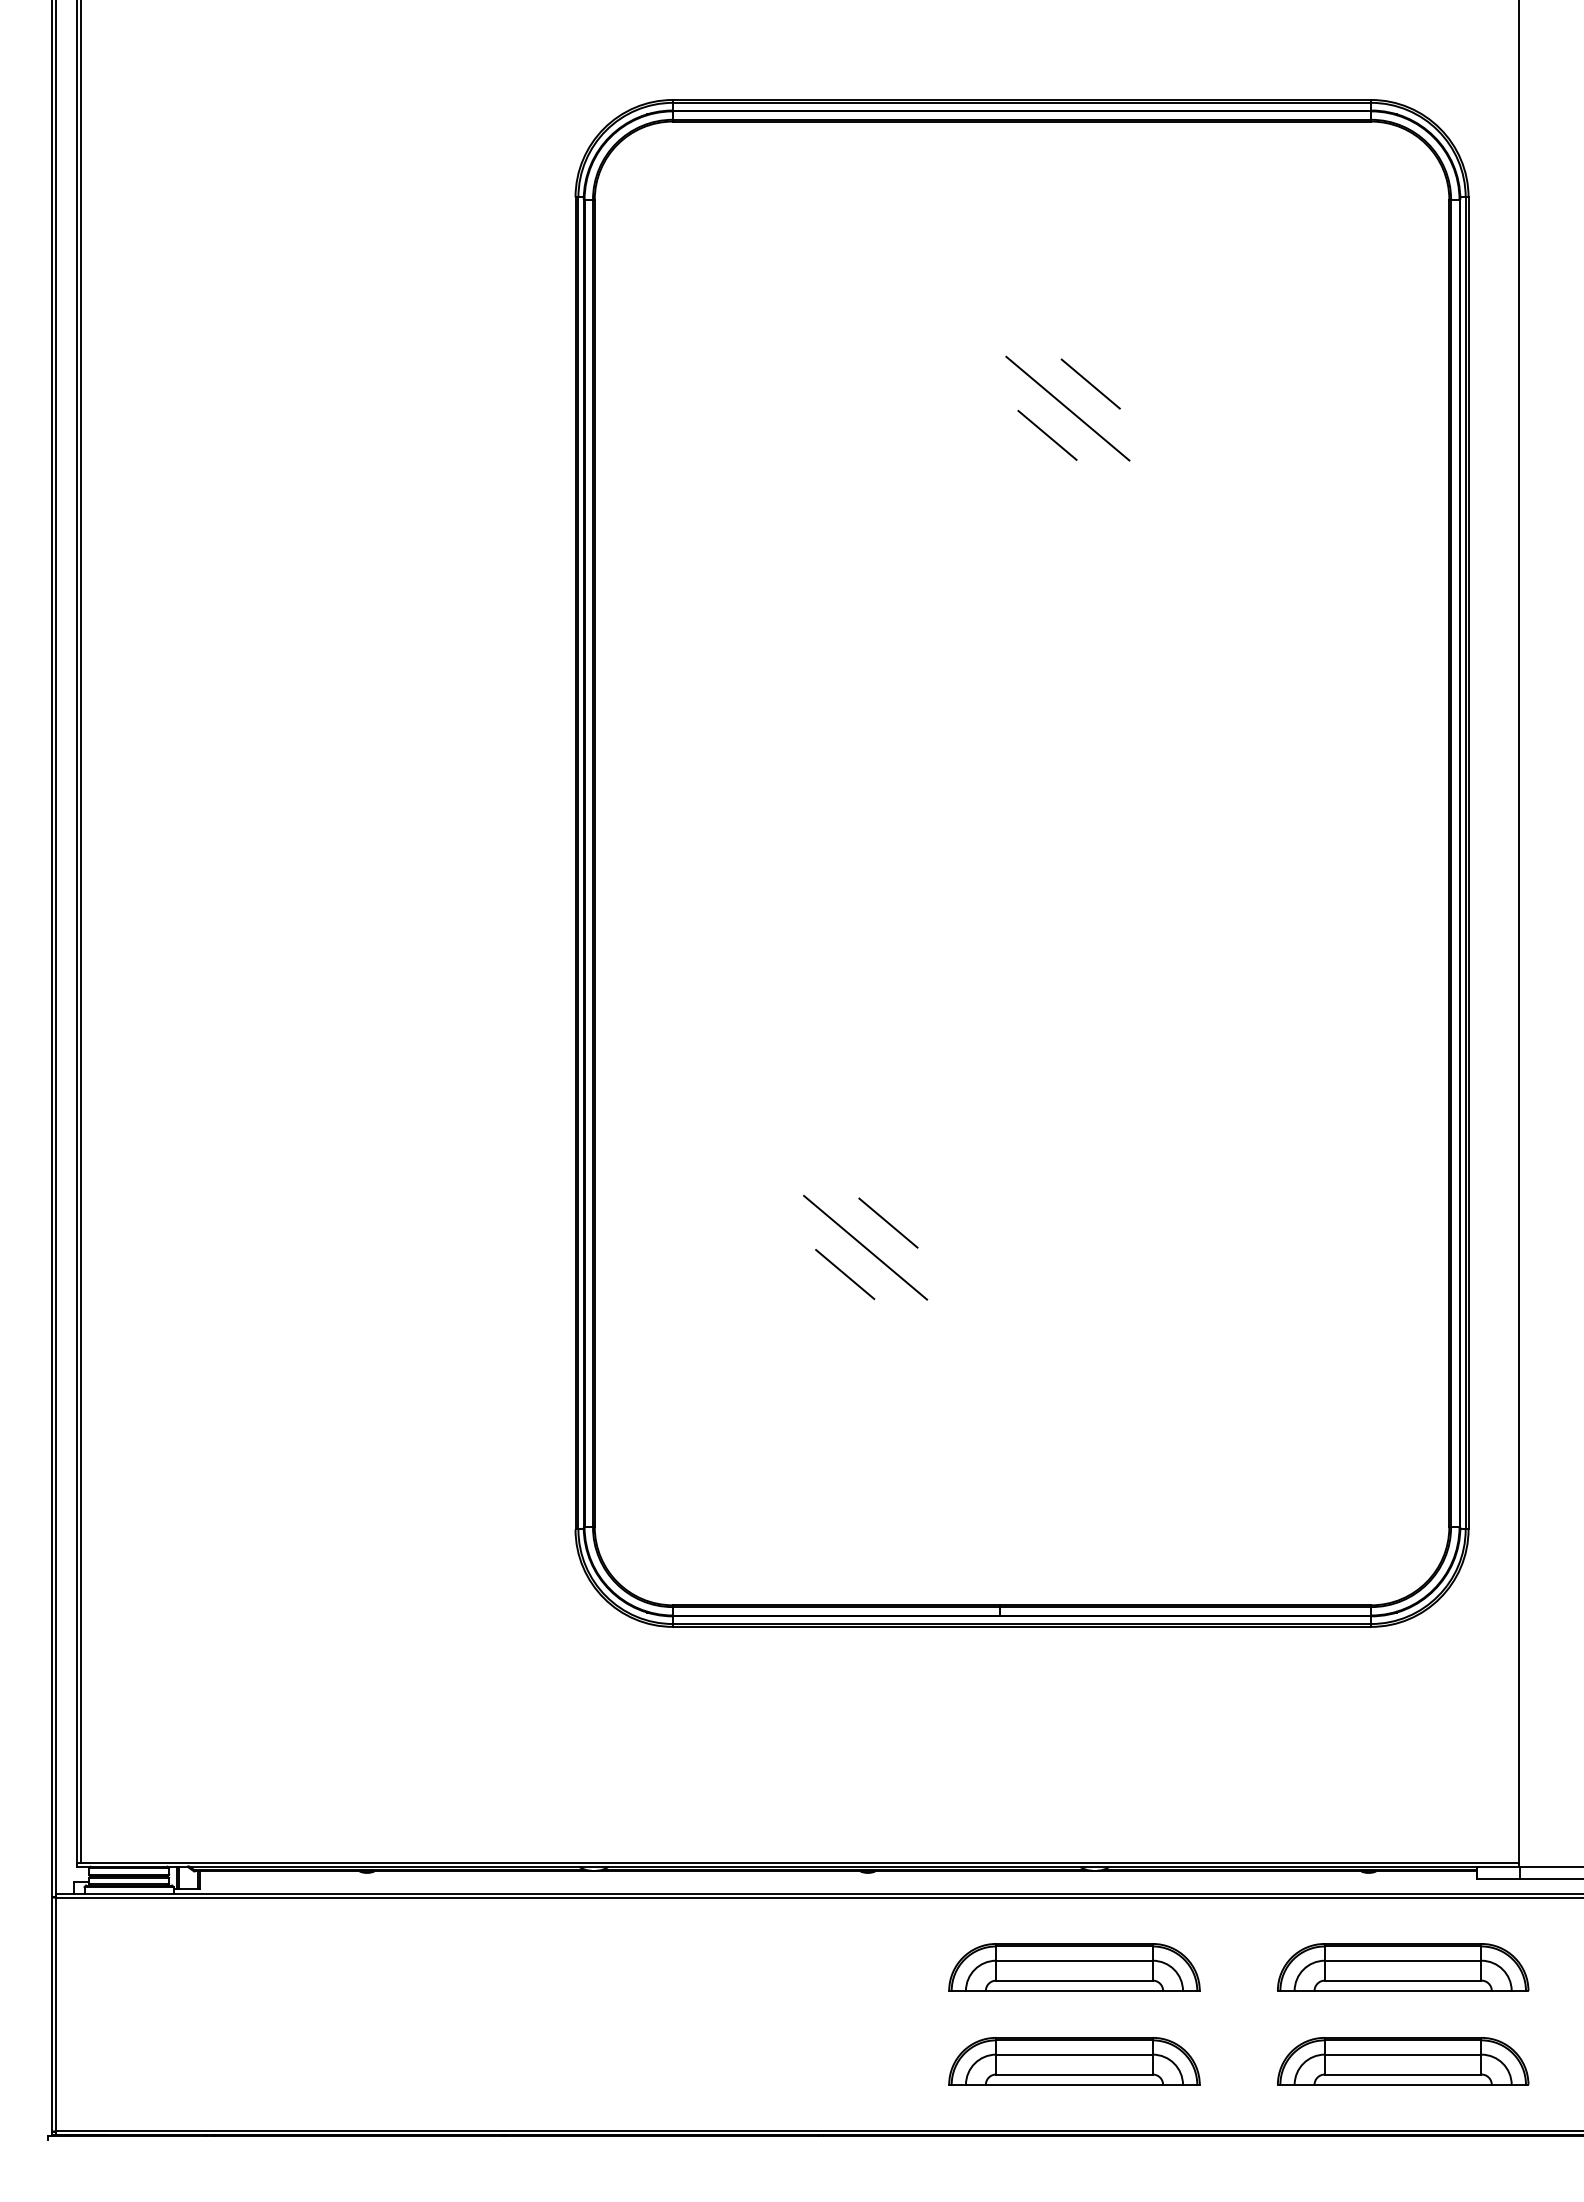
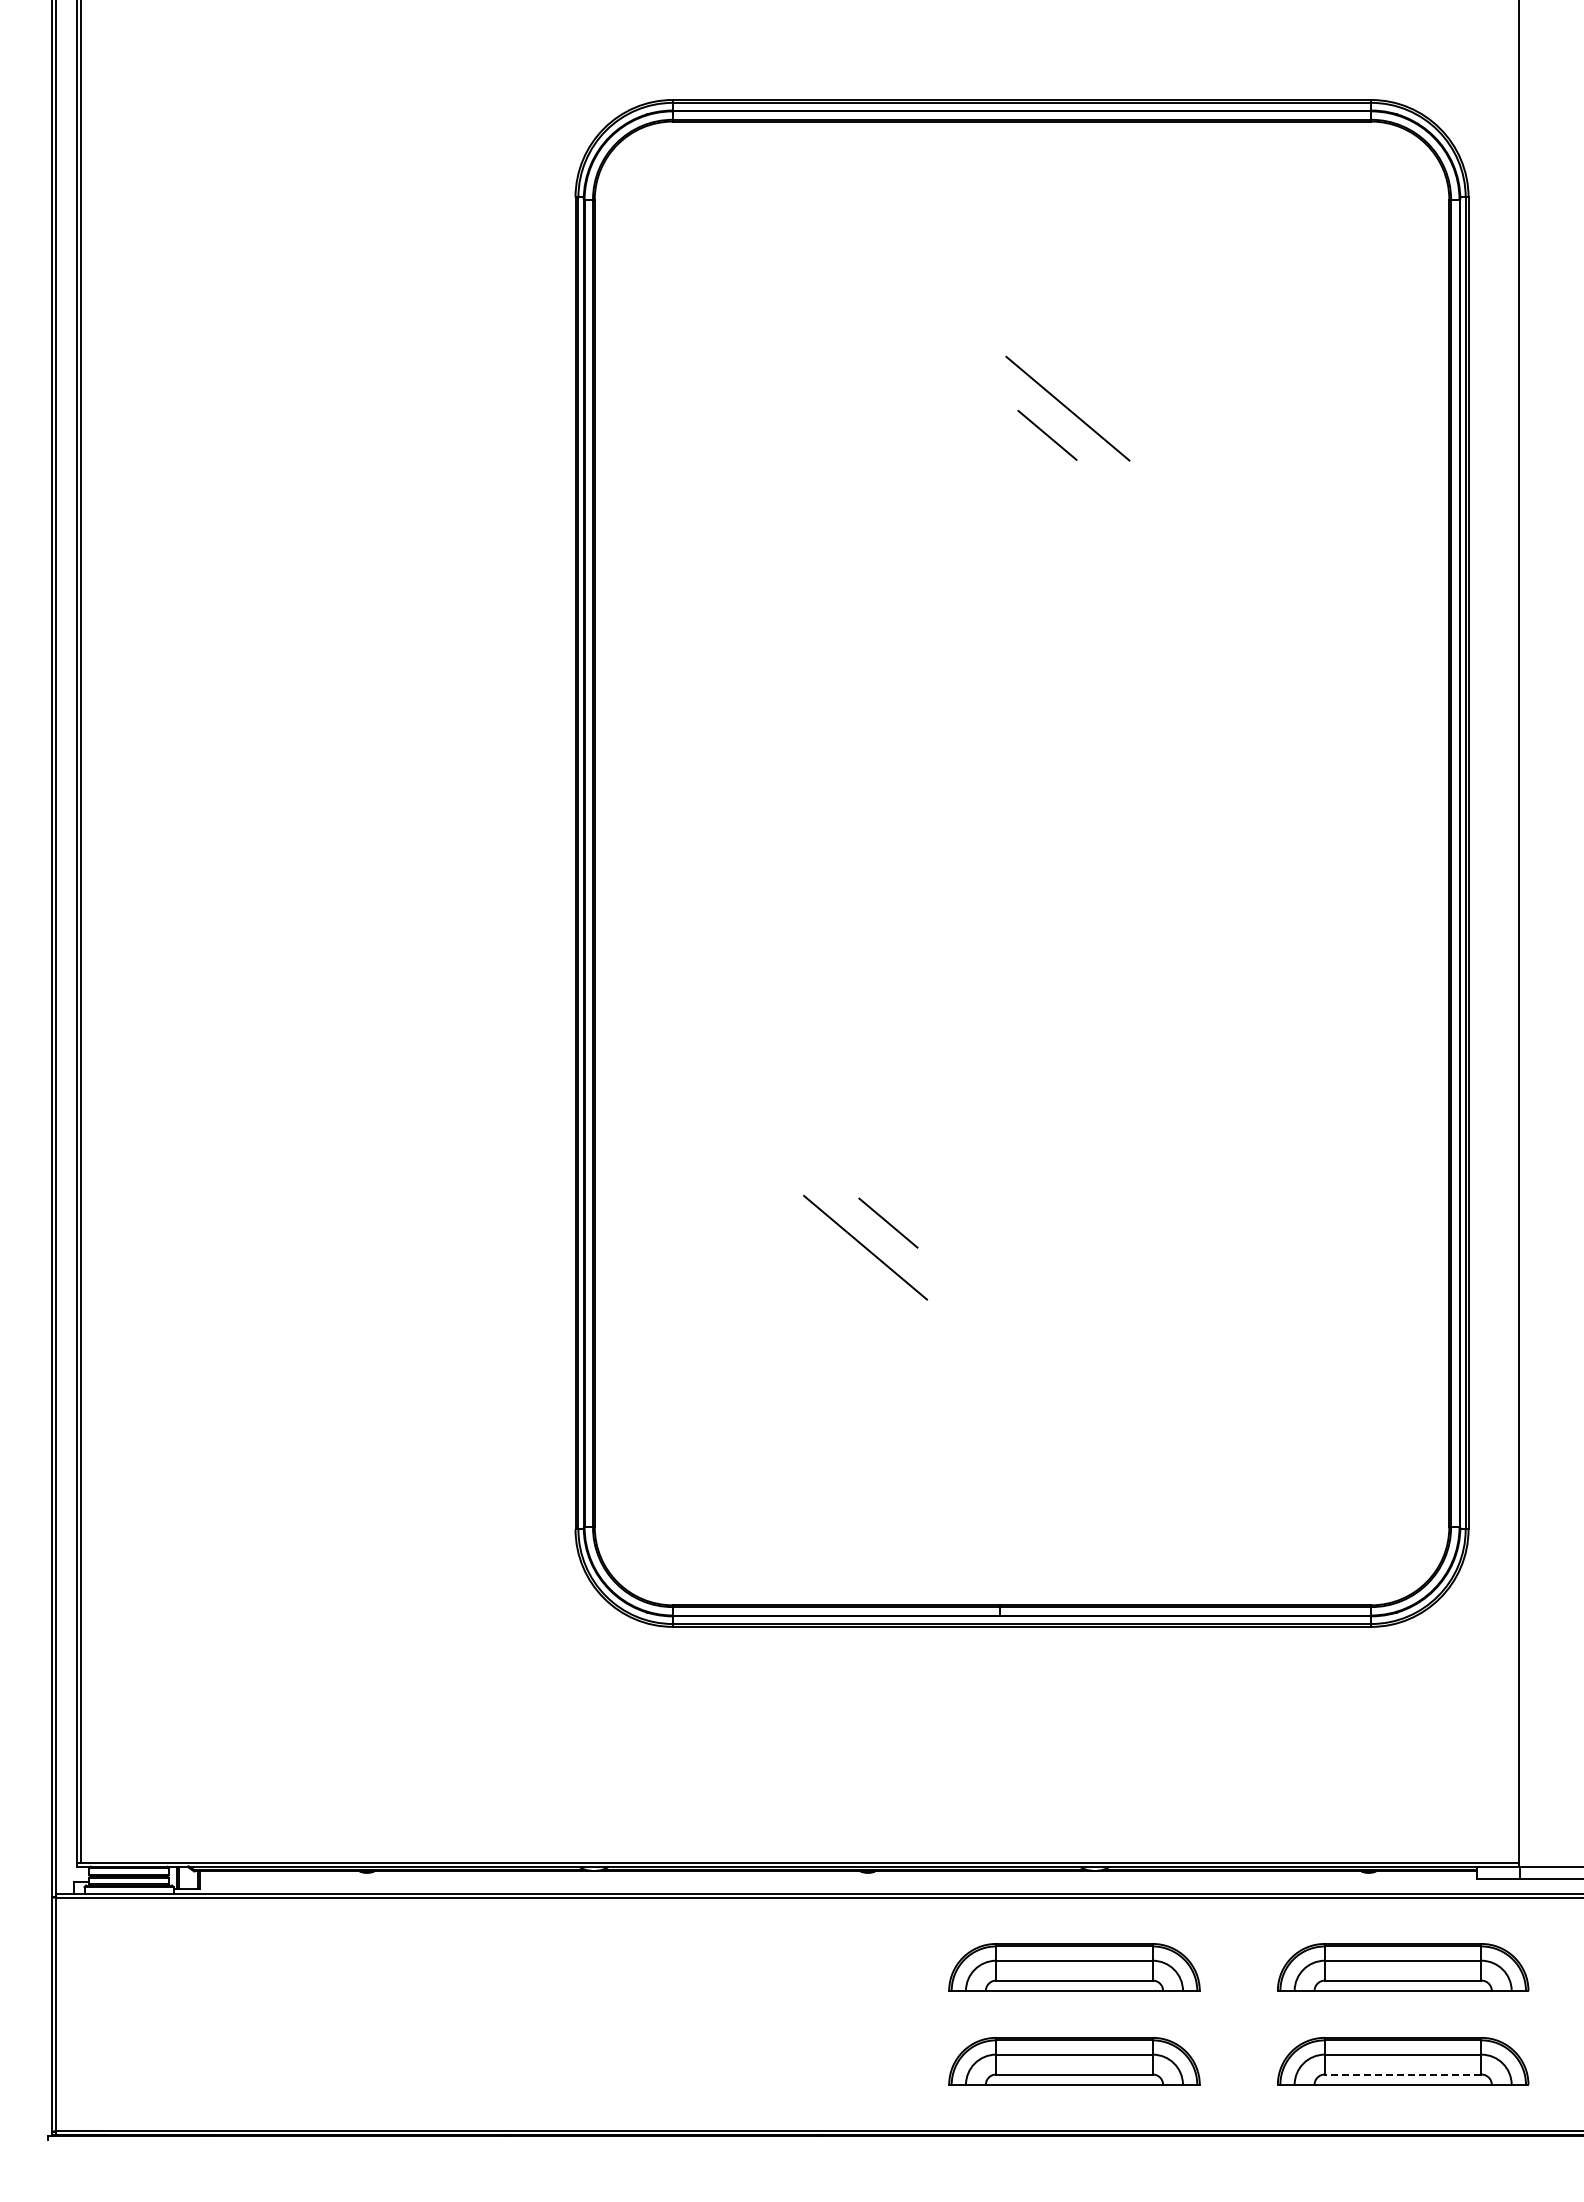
line: present -> none (1090, 383)
line: present -> none (845, 1274)
line: solid -> dashed (1402, 2074)
